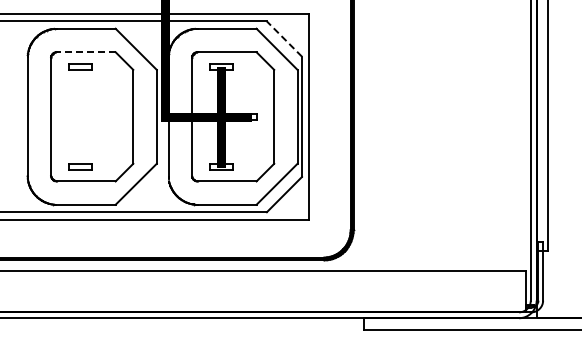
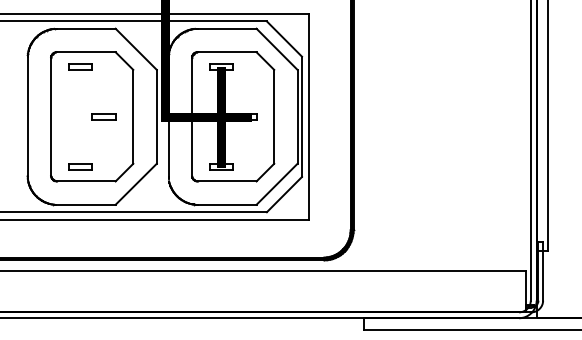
line: dashed -> solid (284, 39)
line: dashed -> solid (85, 52)
part: none -> present (103, 116)
